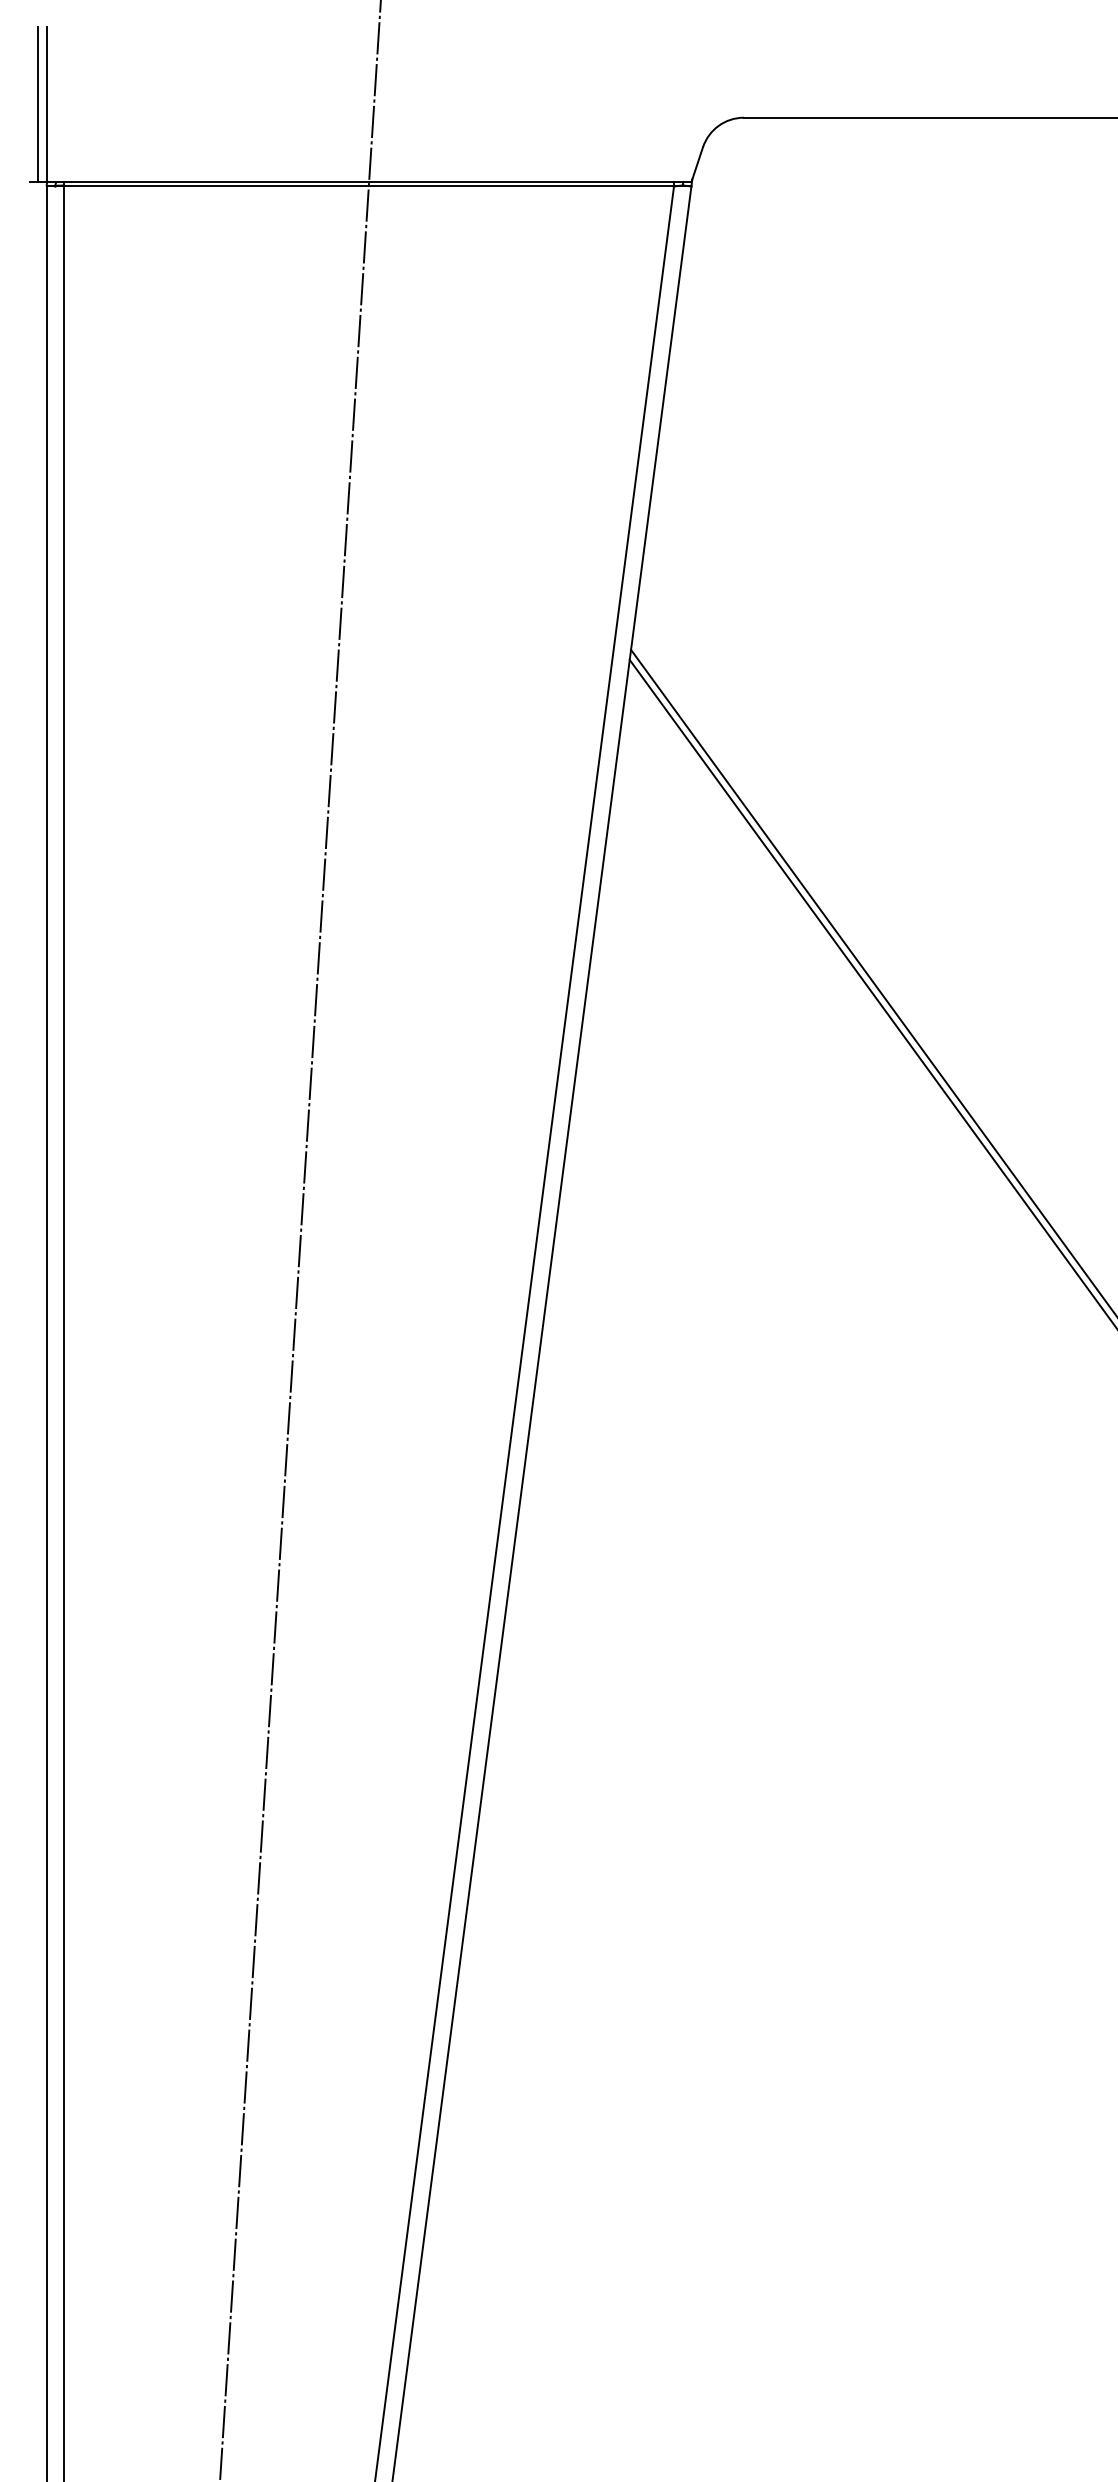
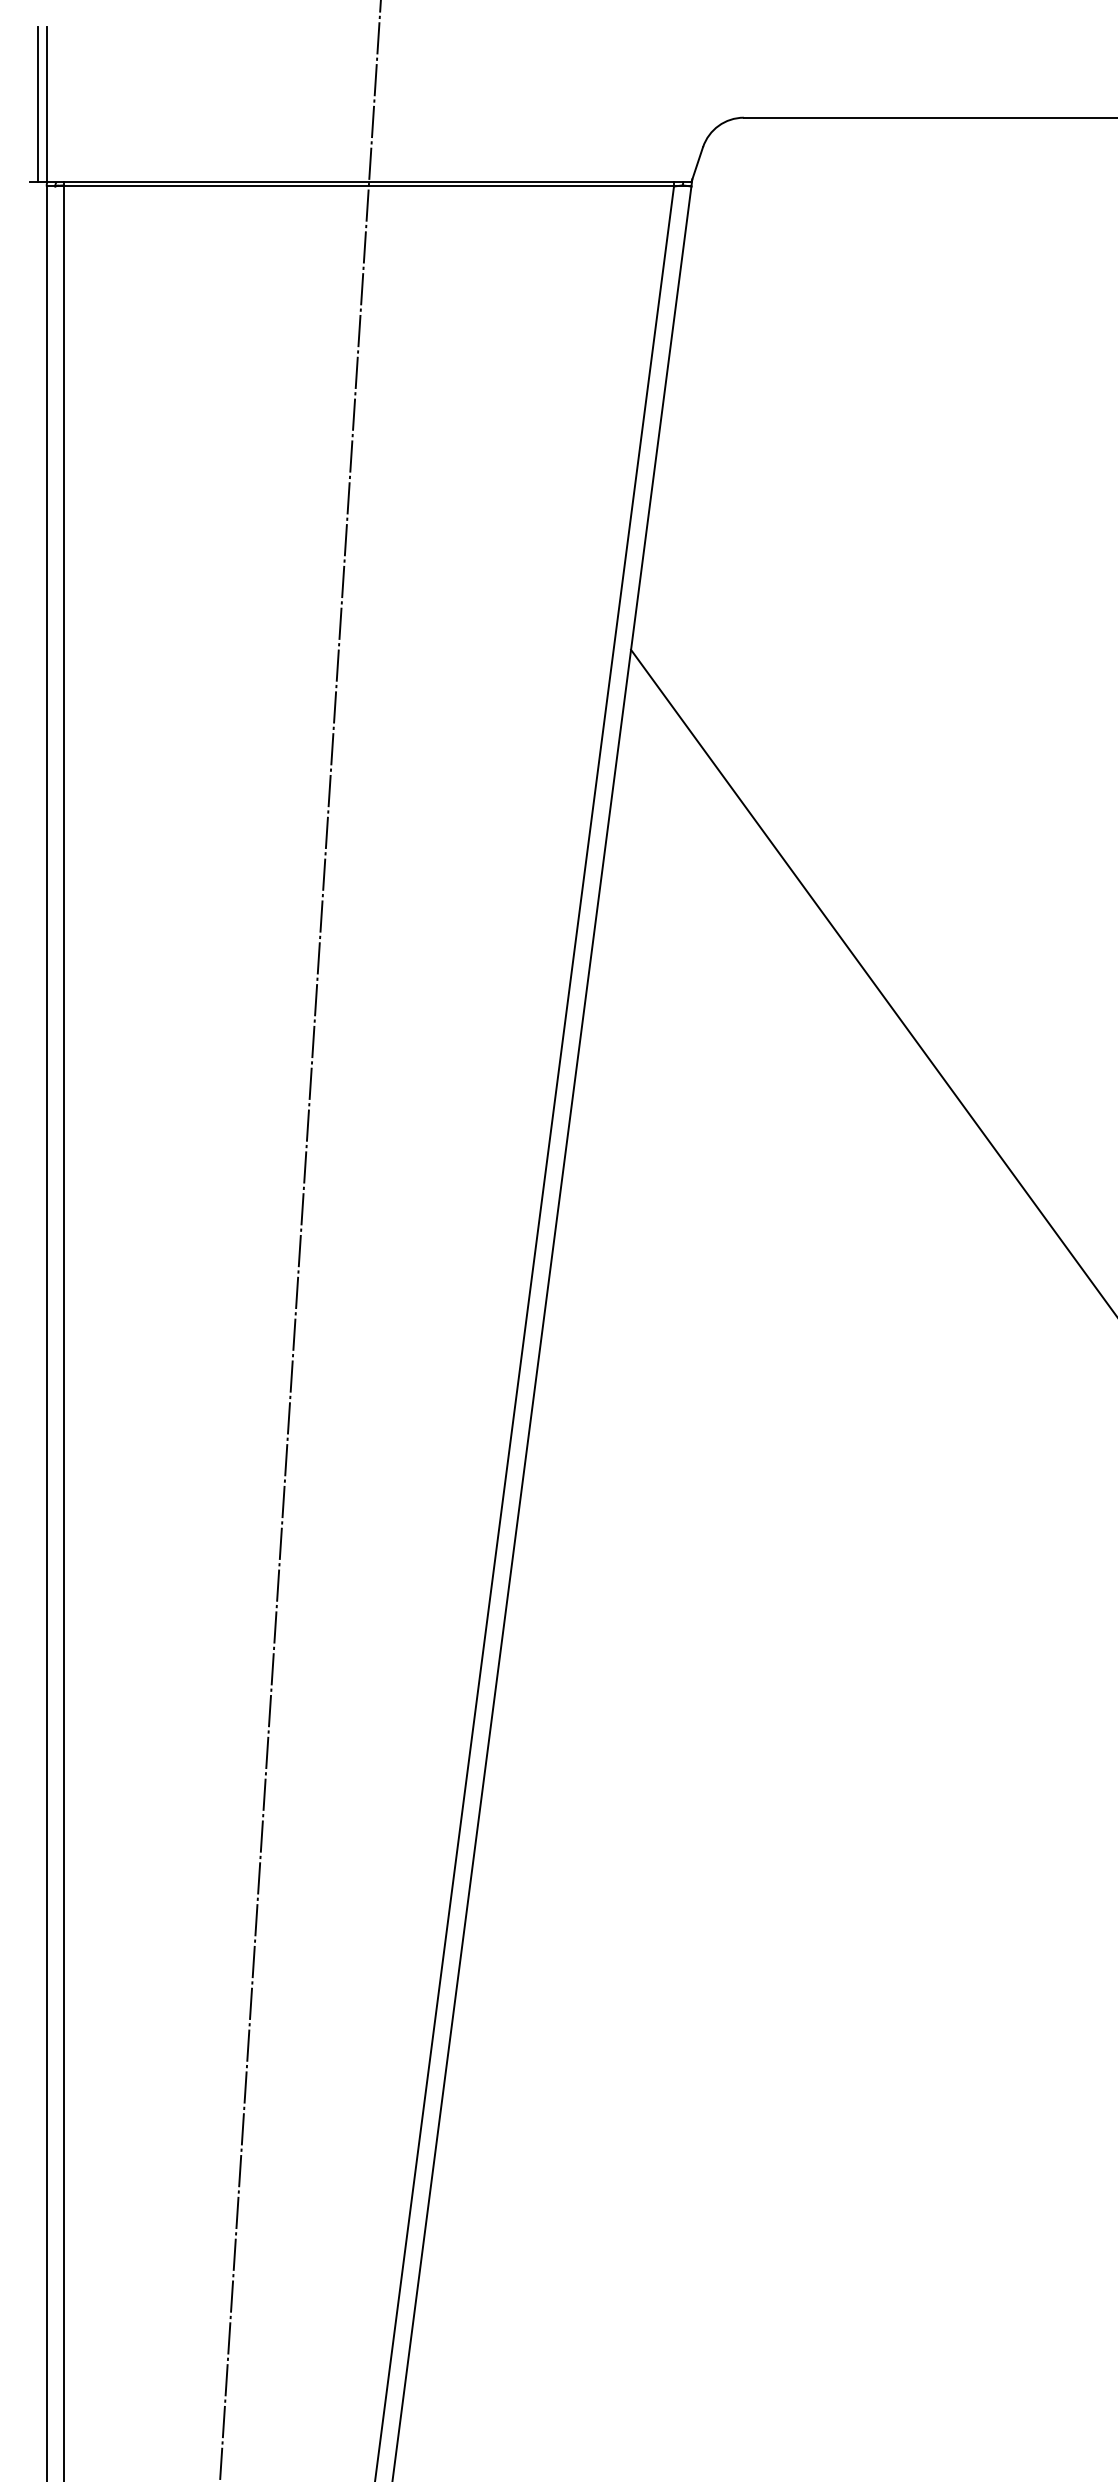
line: present -> none (871, 992)
